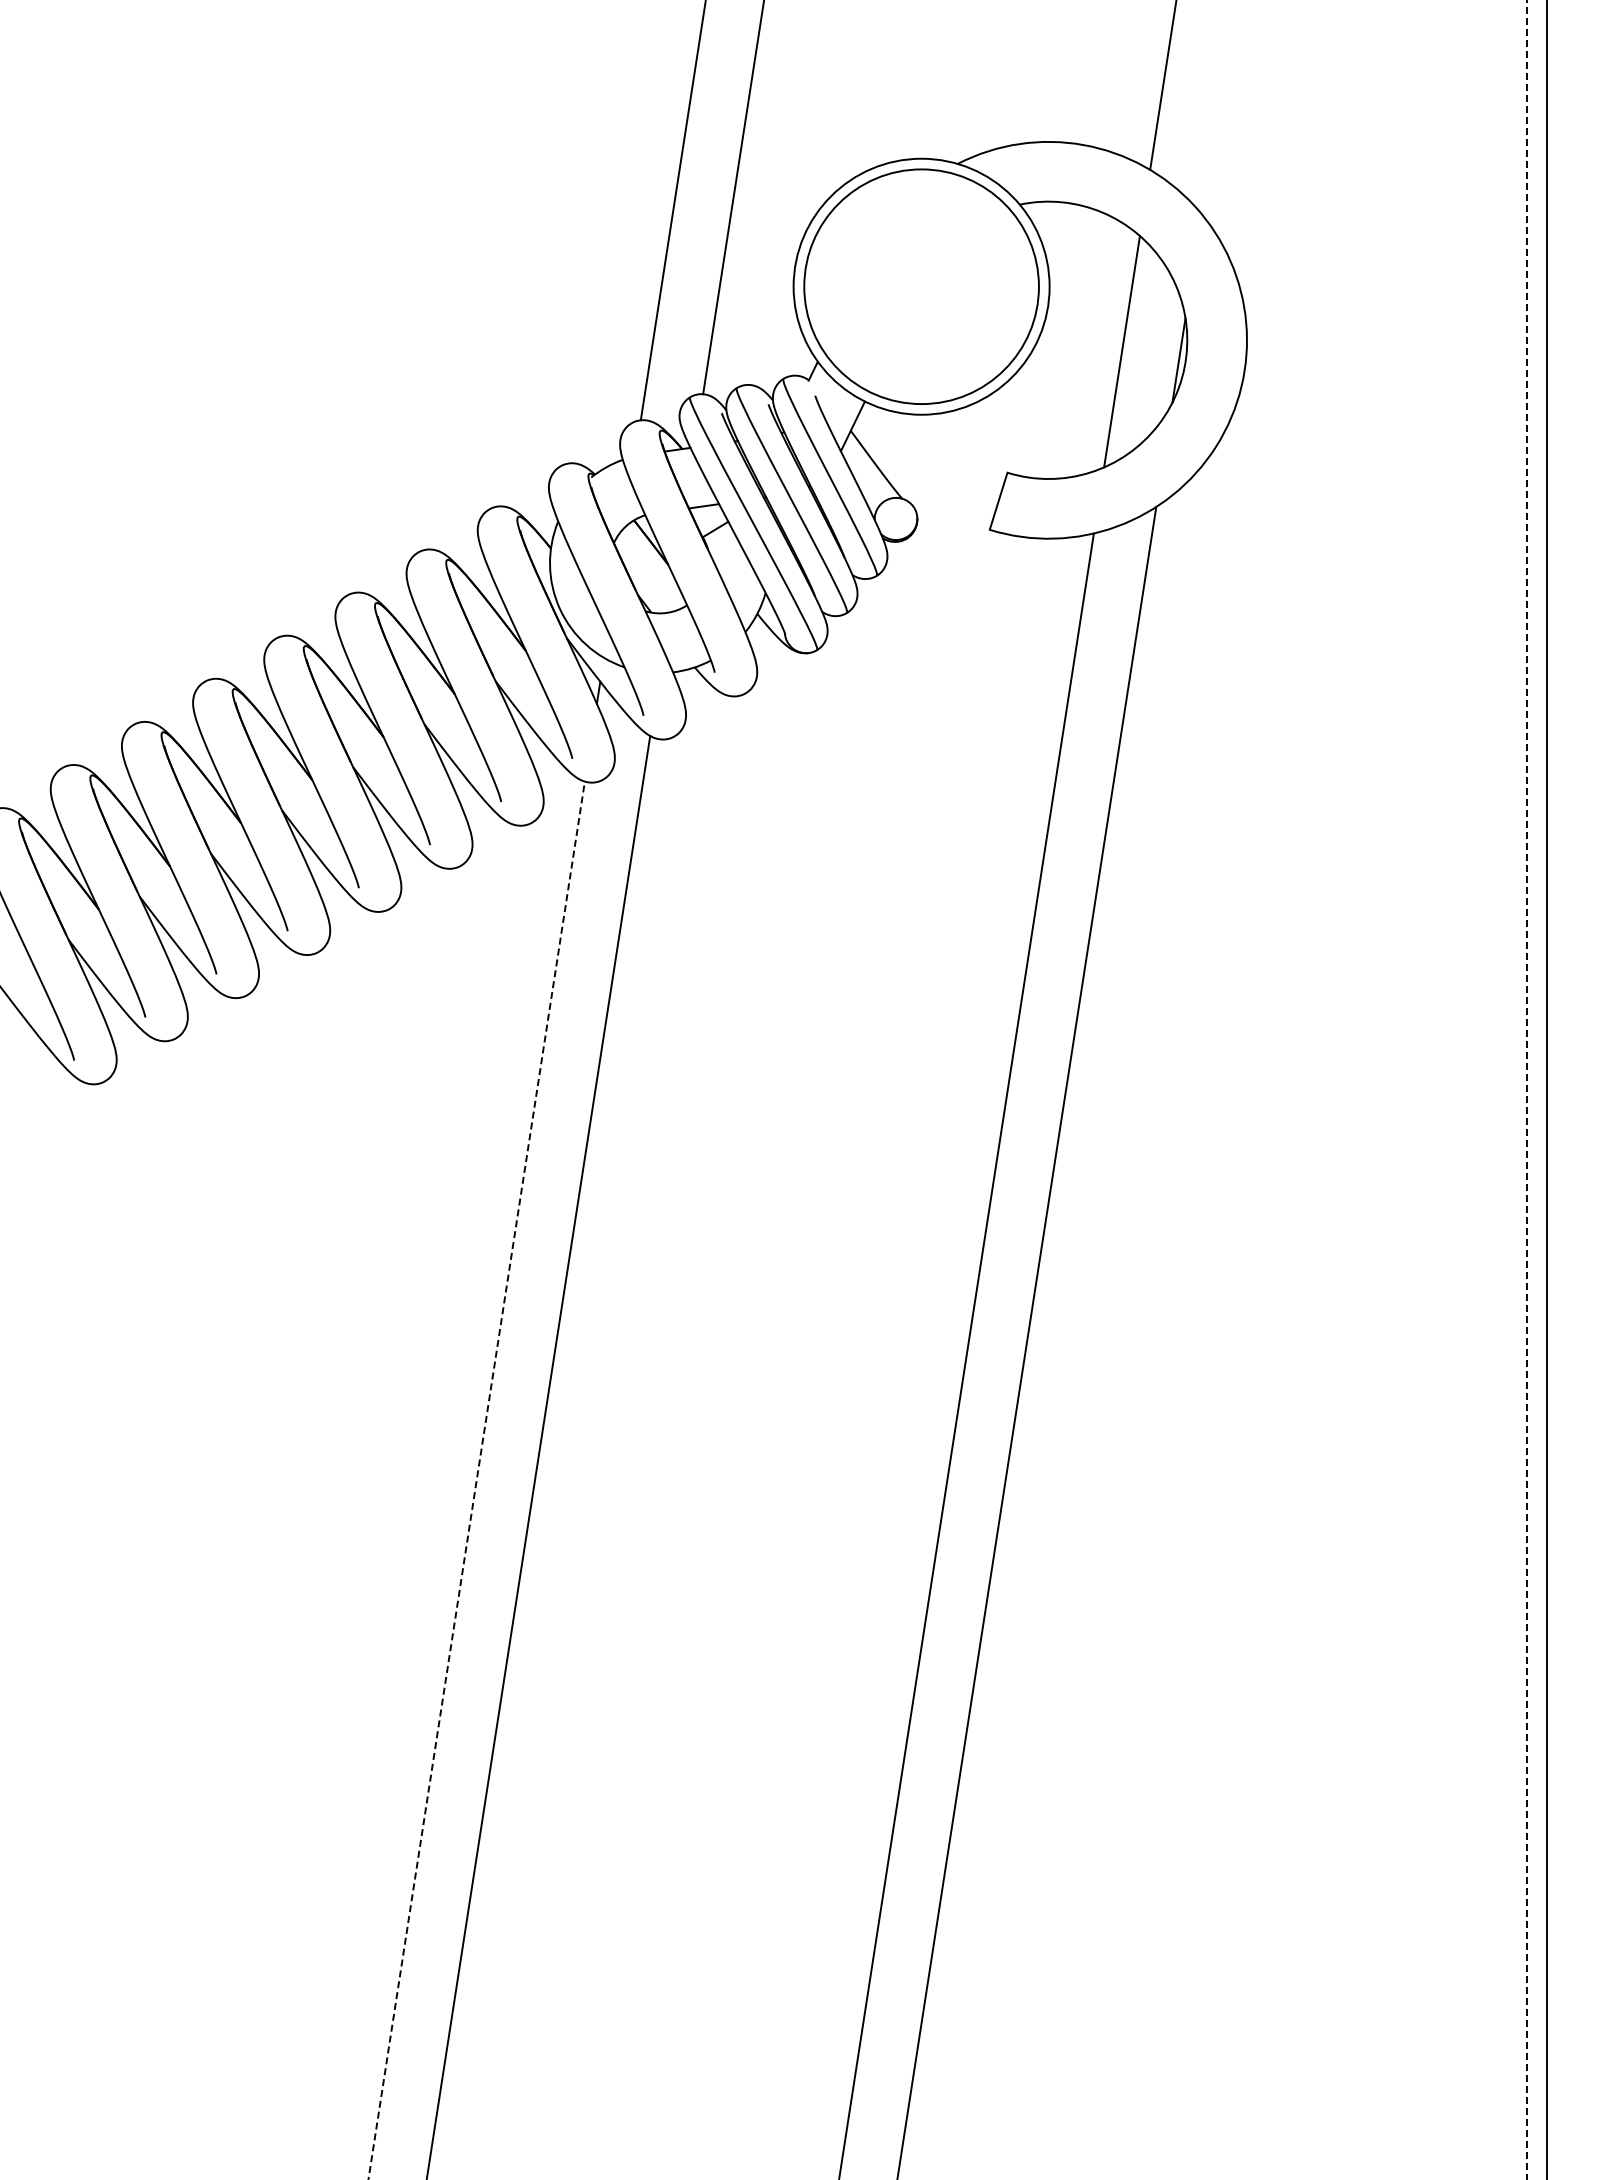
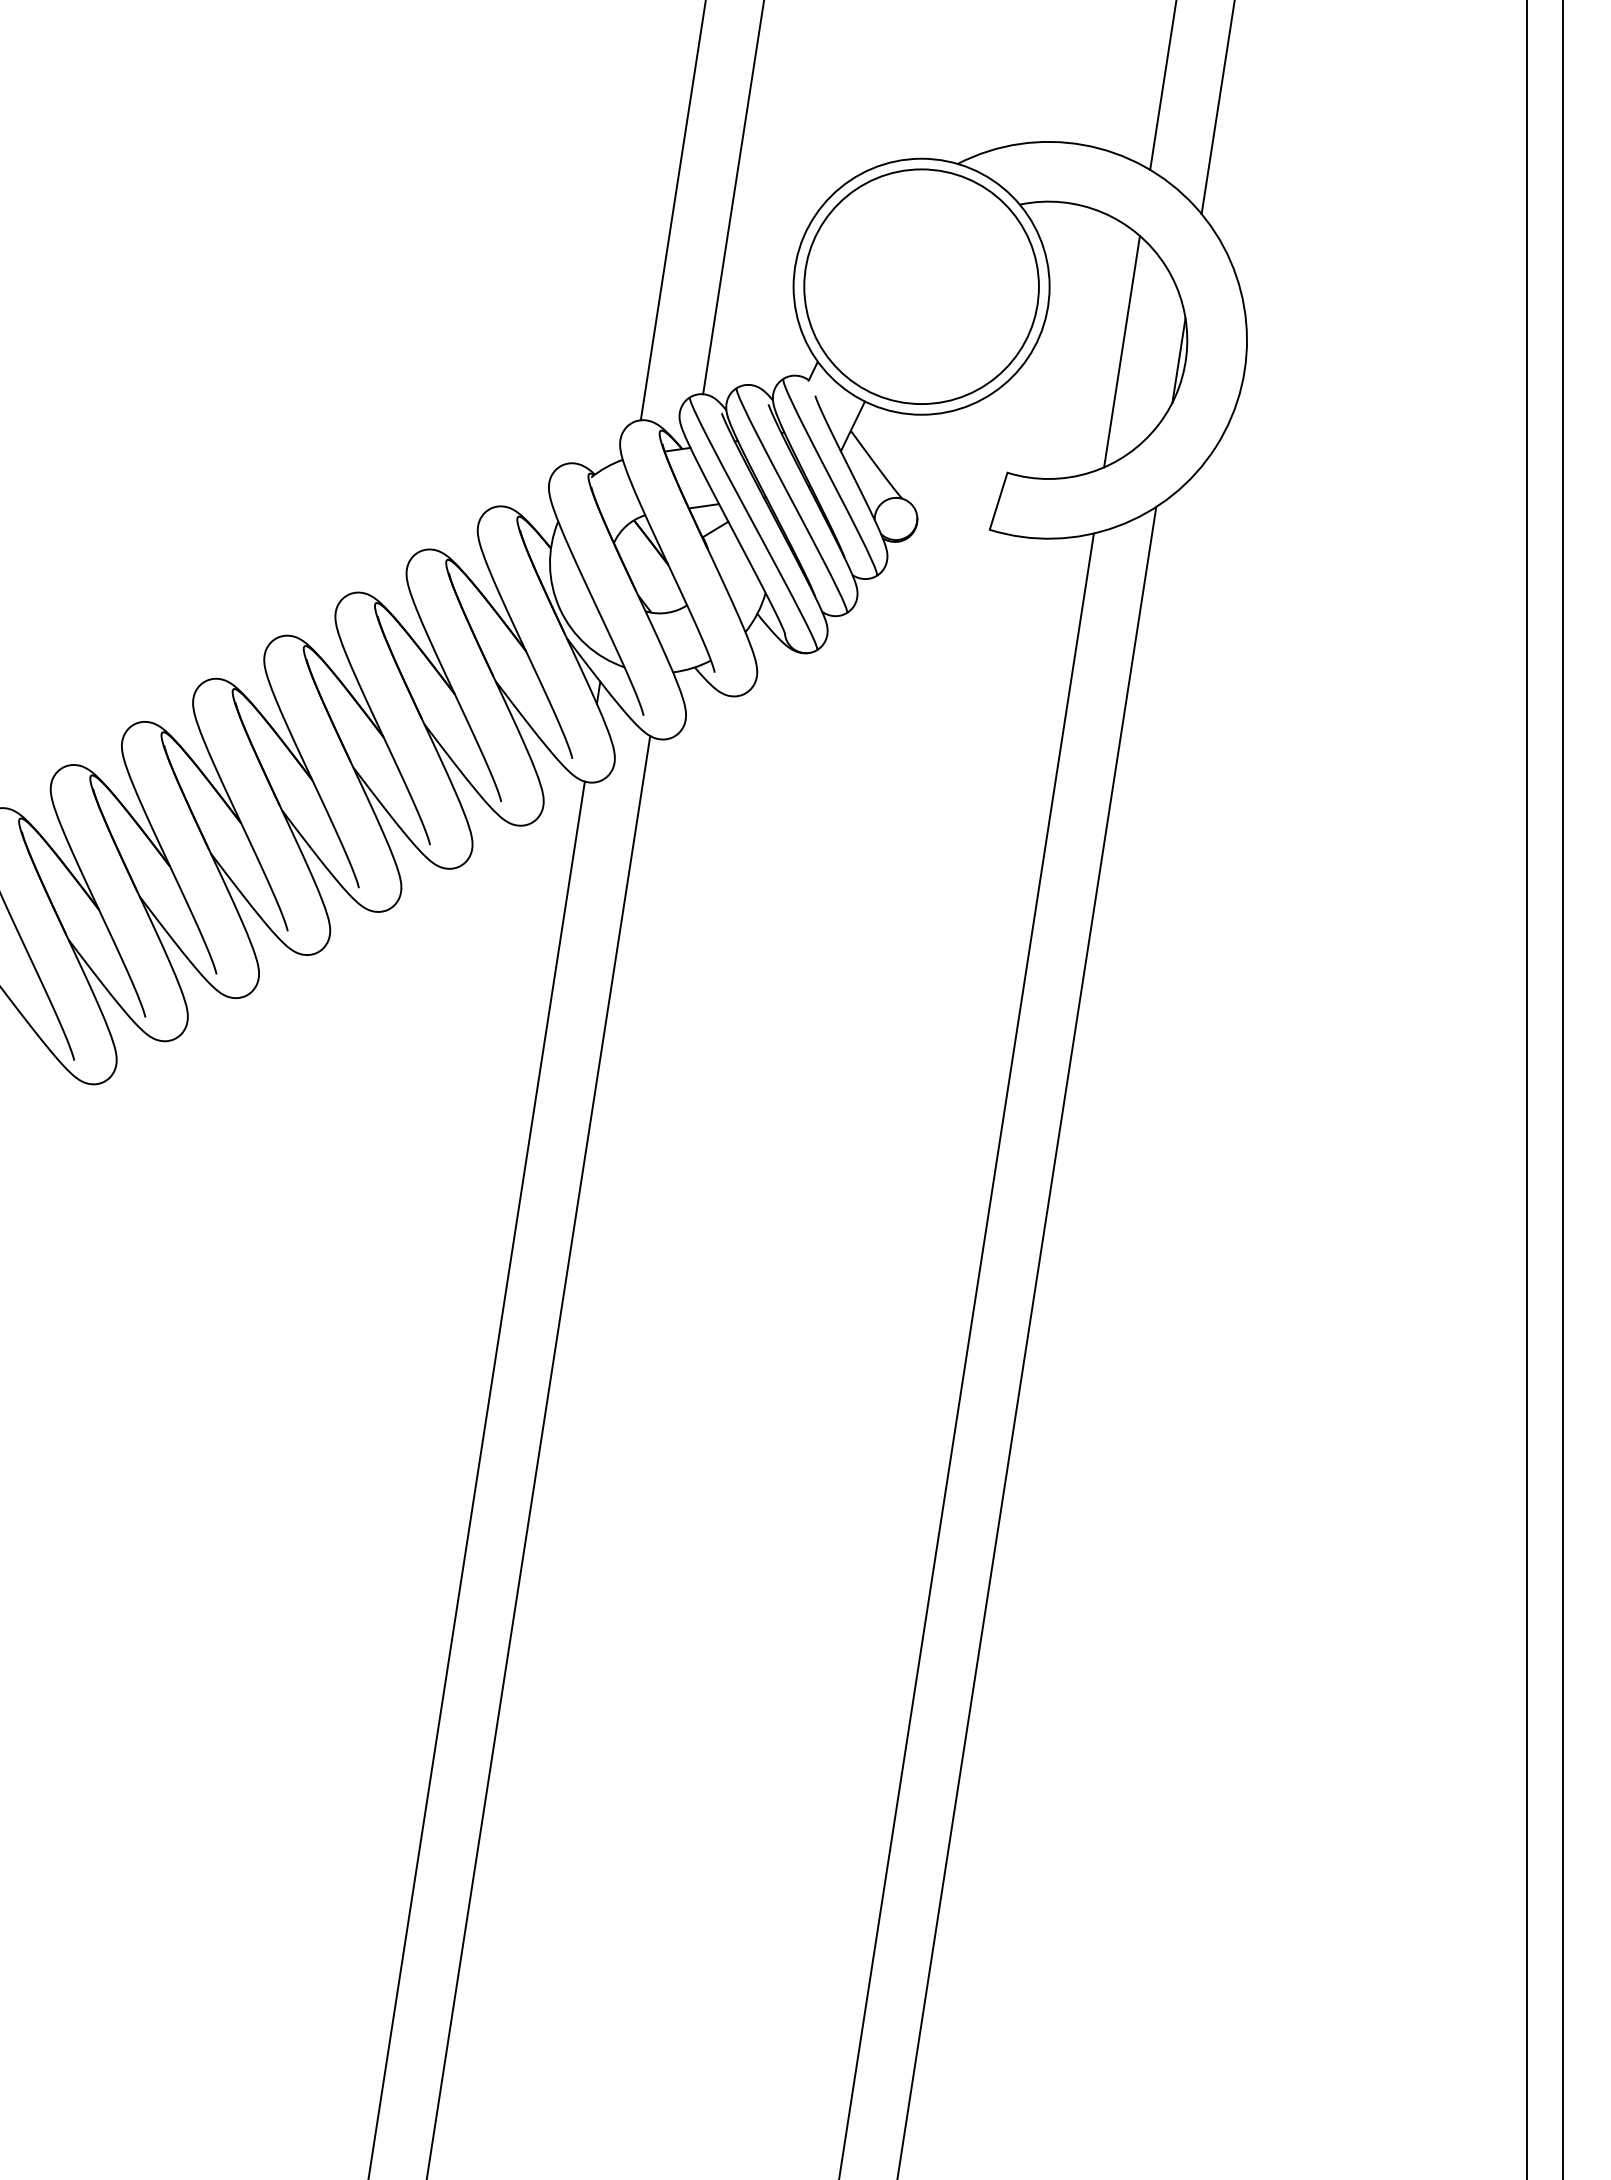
line: none -> present (1217, 108)
line: dashed -> solid (1526, 1089)
line position: (1546, 1089) -> (1562, 1089) (1562, 1089)
line: dashed -> solid (476, 1480)
